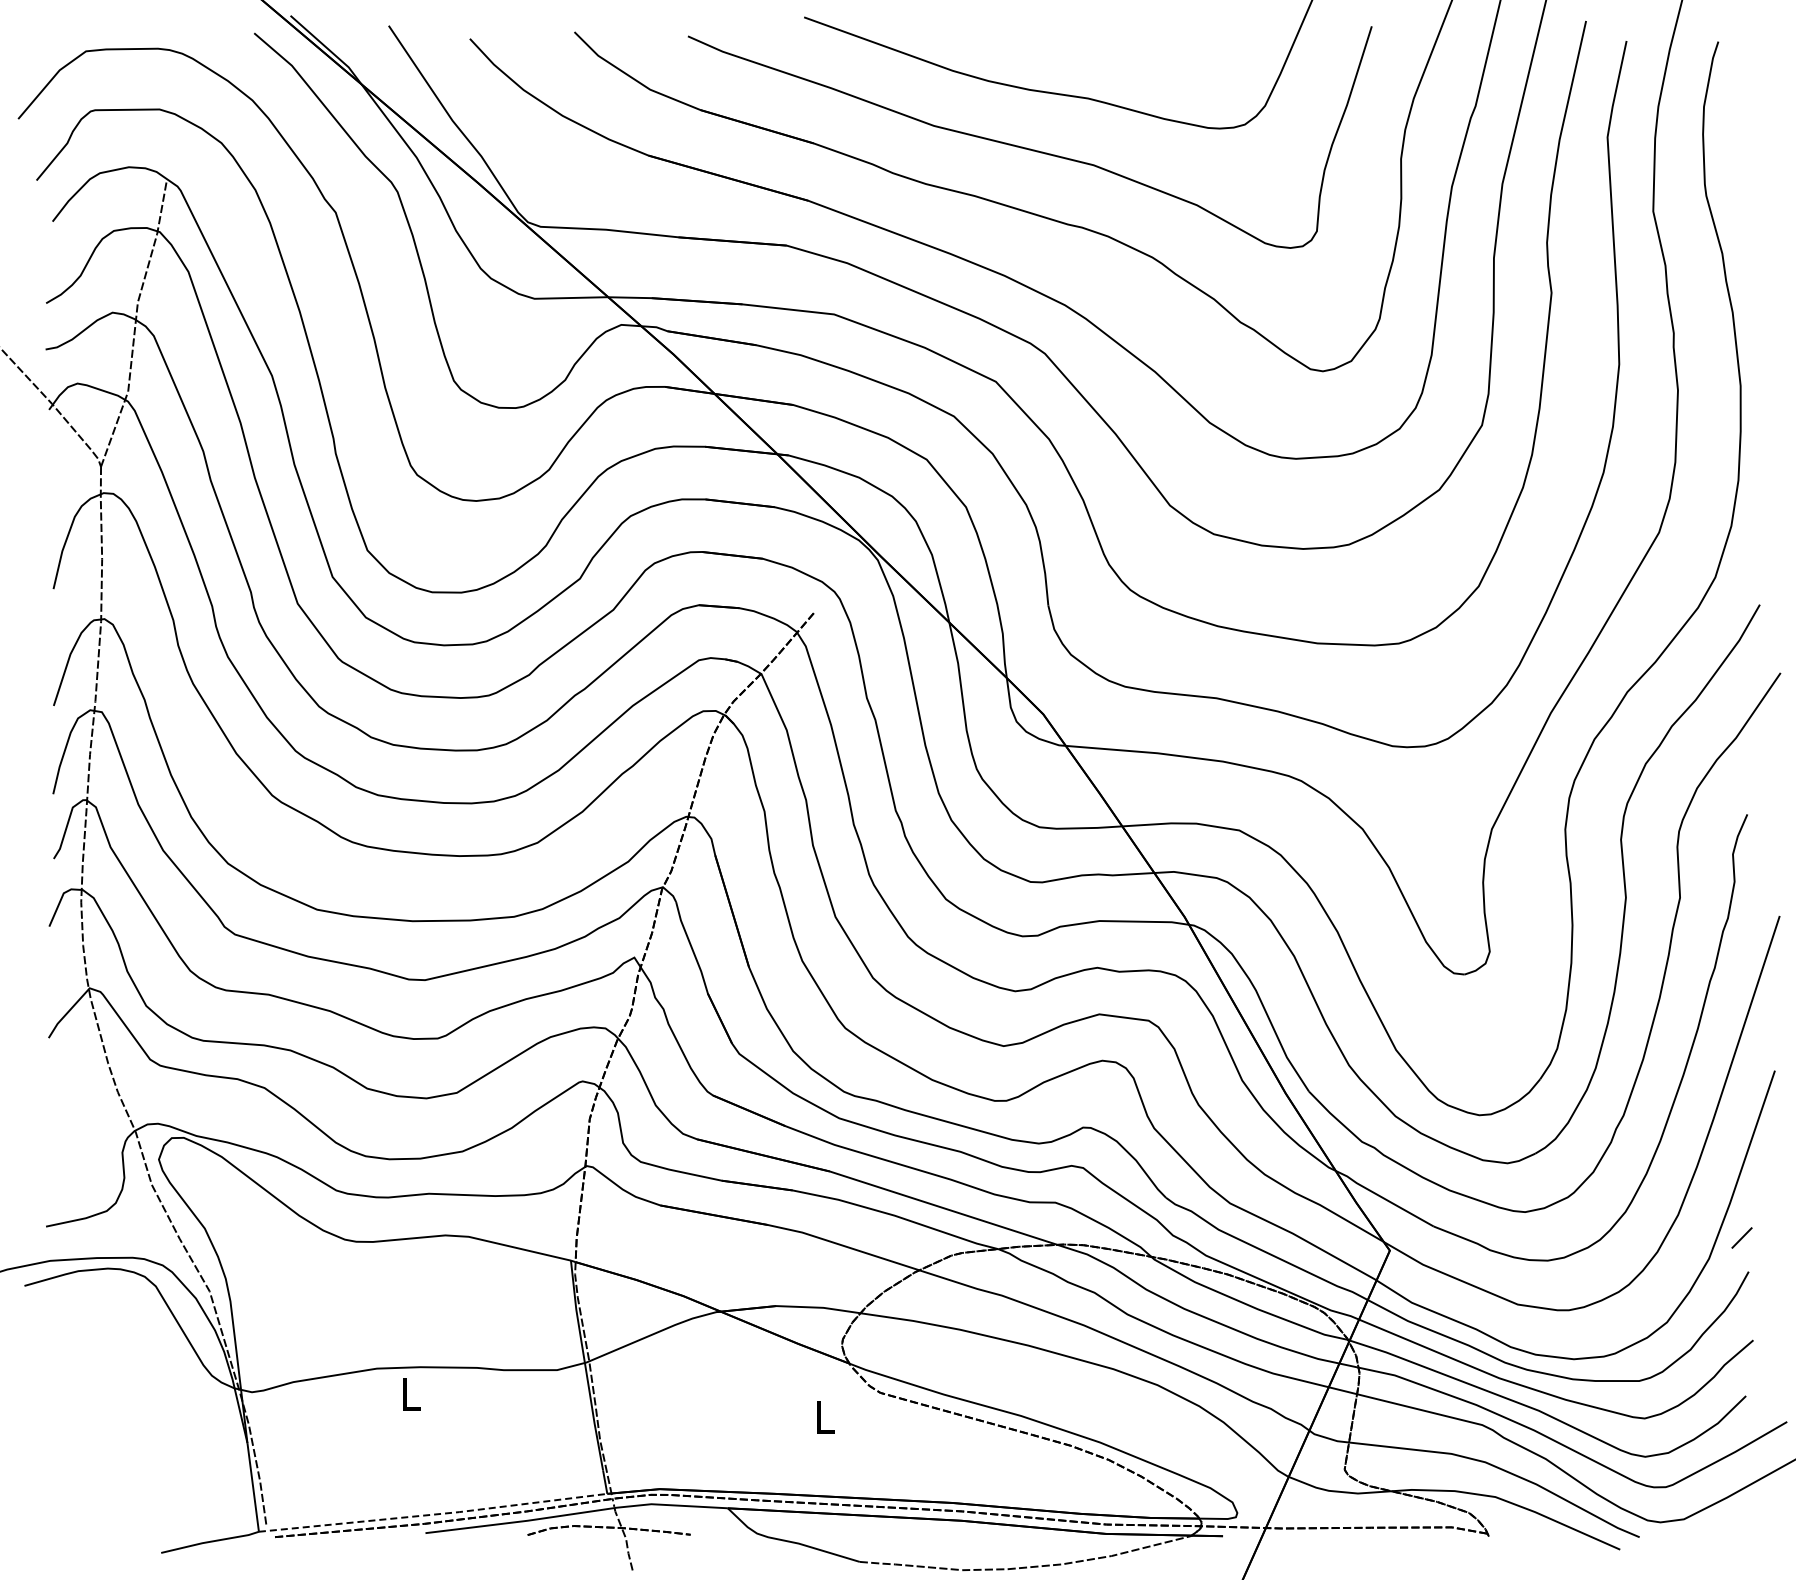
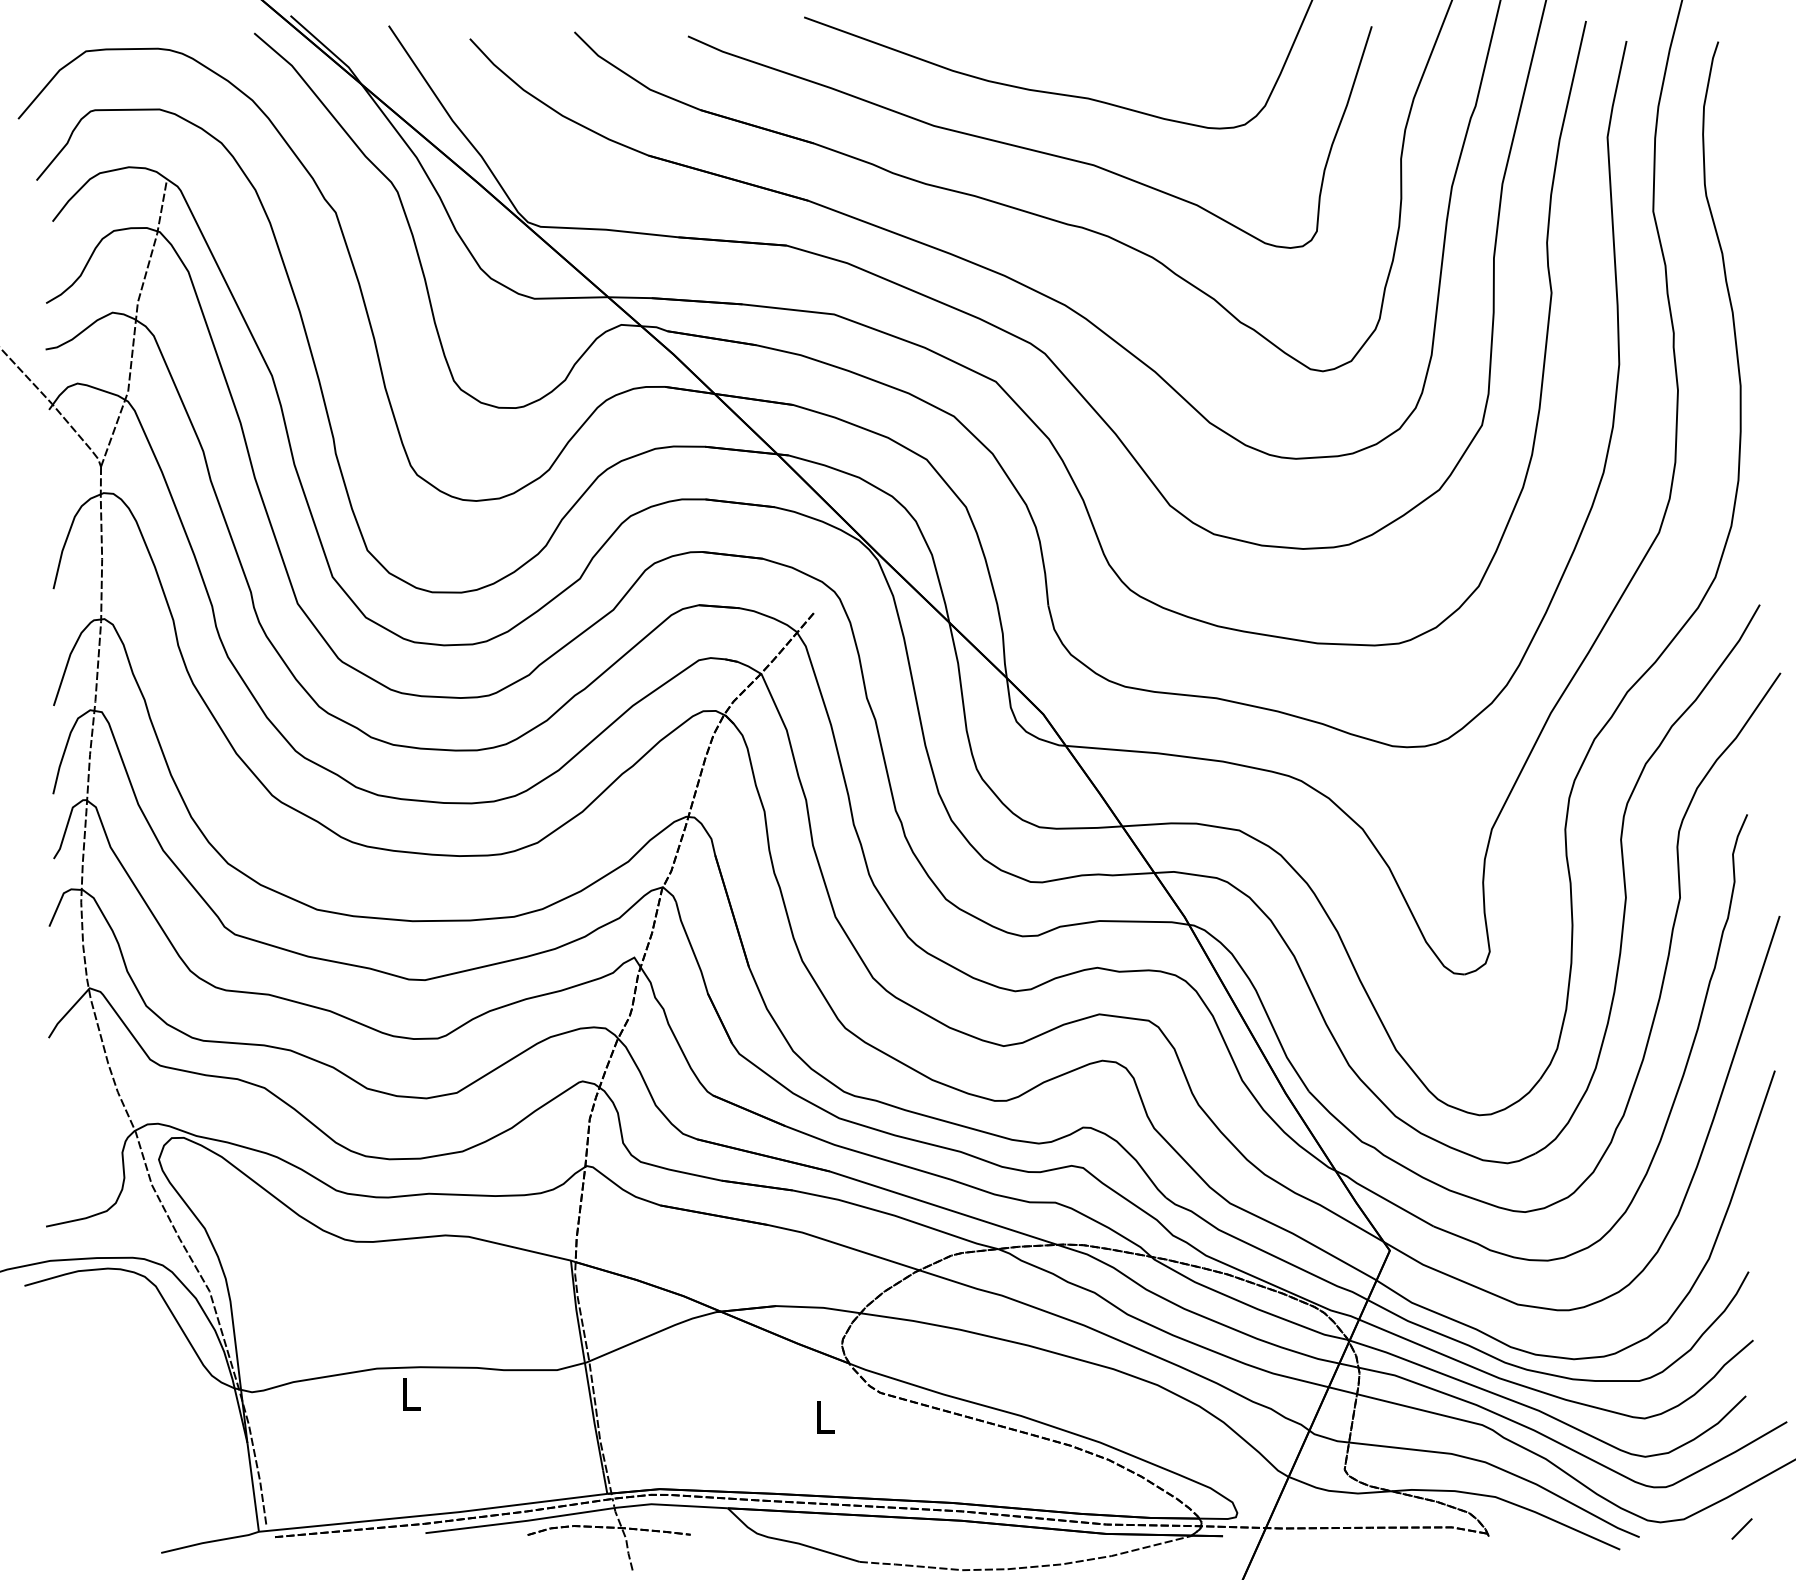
line position: (1741, 1237) -> (1741, 1528) (1741, 1528)
line: dashed -> solid (434, 1514)
